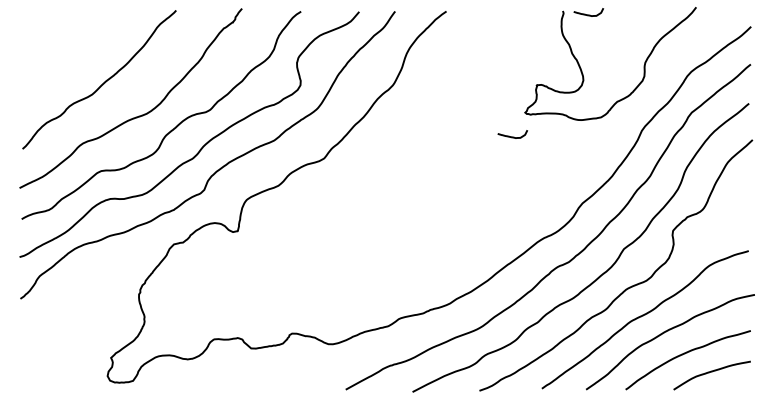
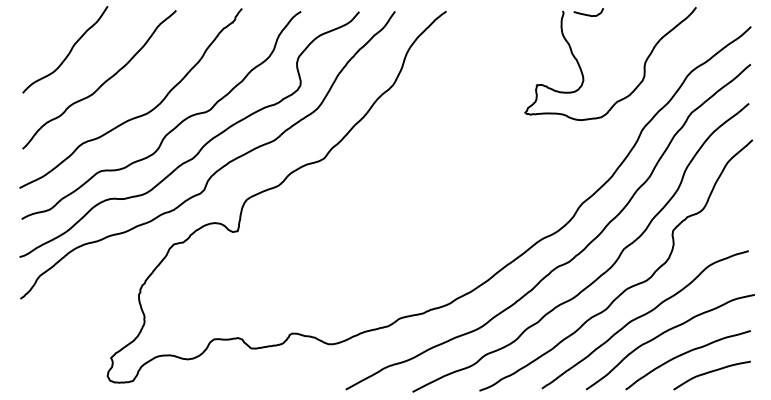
curve: none -> present (68, 52)
curve: present -> none (512, 136)
